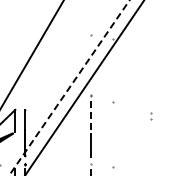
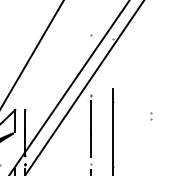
line: dashed -> solid (69, 87)
line: dashed -> solid (91, 117)
line: none -> present (113, 130)
